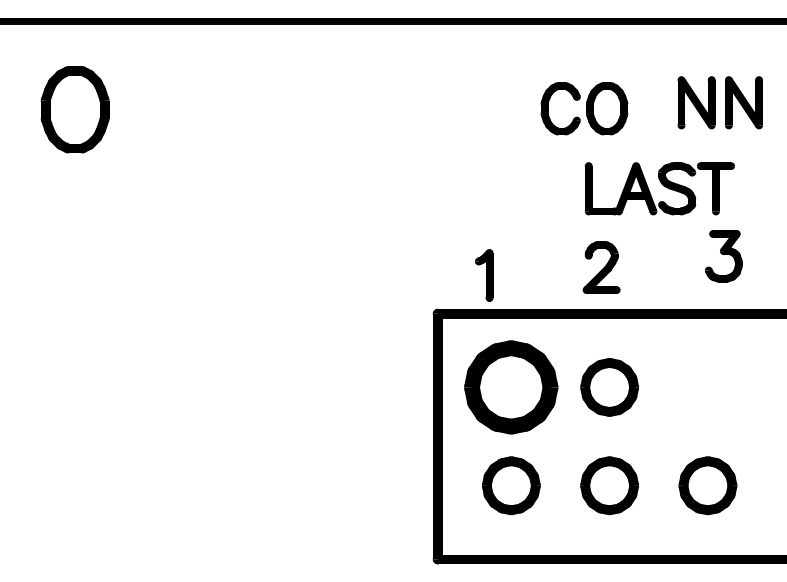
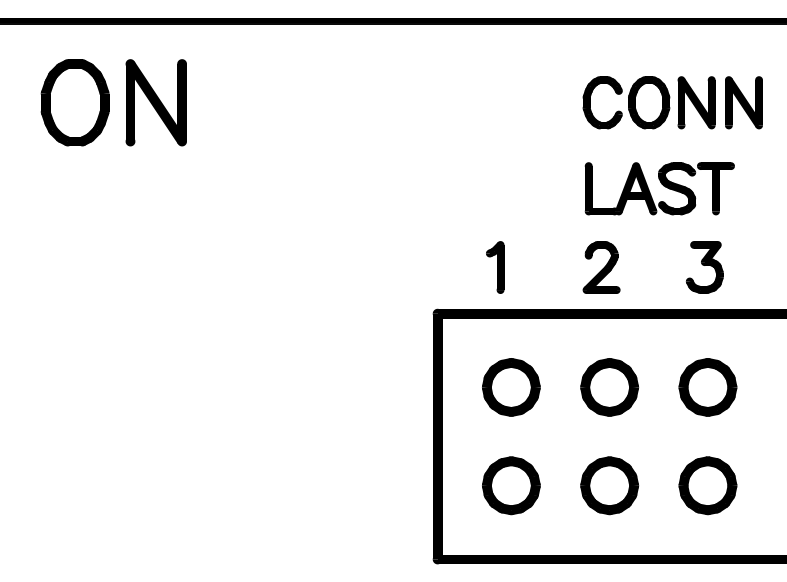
part: none -> present (155, 102)
part position: (584, 108) -> (626, 102) (626, 102)
part position: (74, 109) -> (74, 102) (74, 102)
part position: (723, 256) -> (704, 267) (704, 267)
part position: (484, 275) -> (495, 267) (495, 267)
part size: 95x95 px -> 59x59 px (511, 387)
part: none -> present (707, 387)
